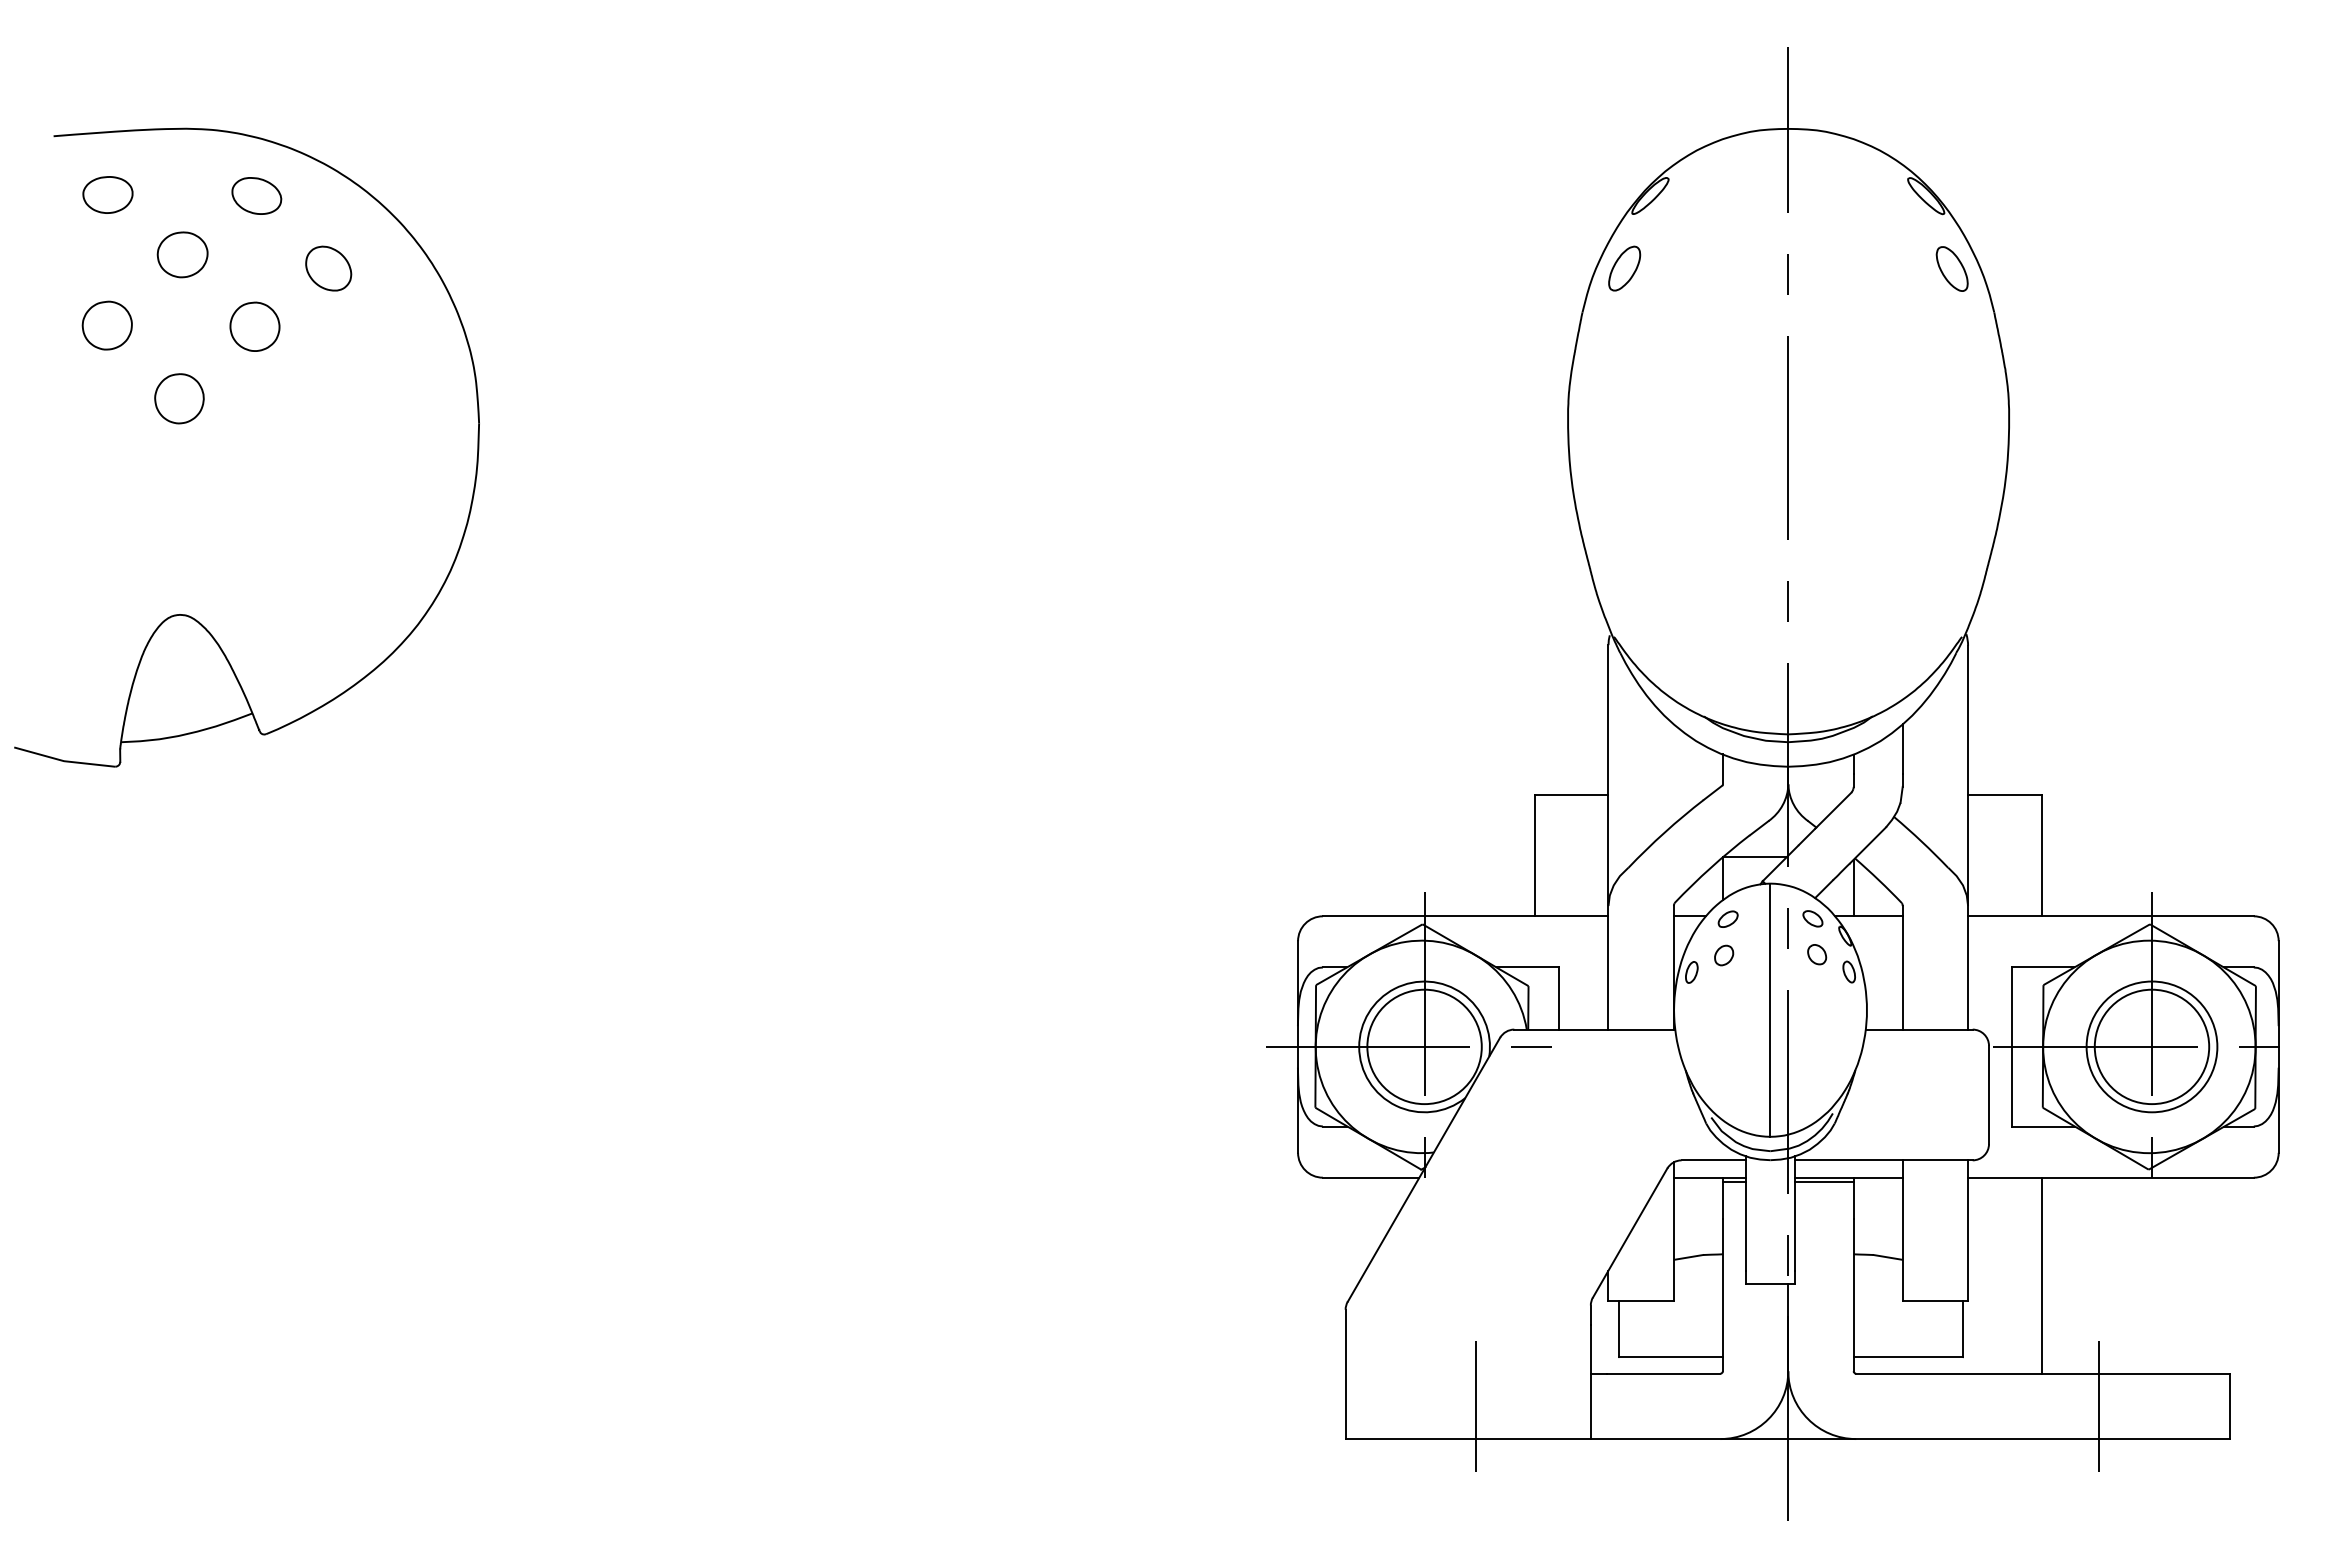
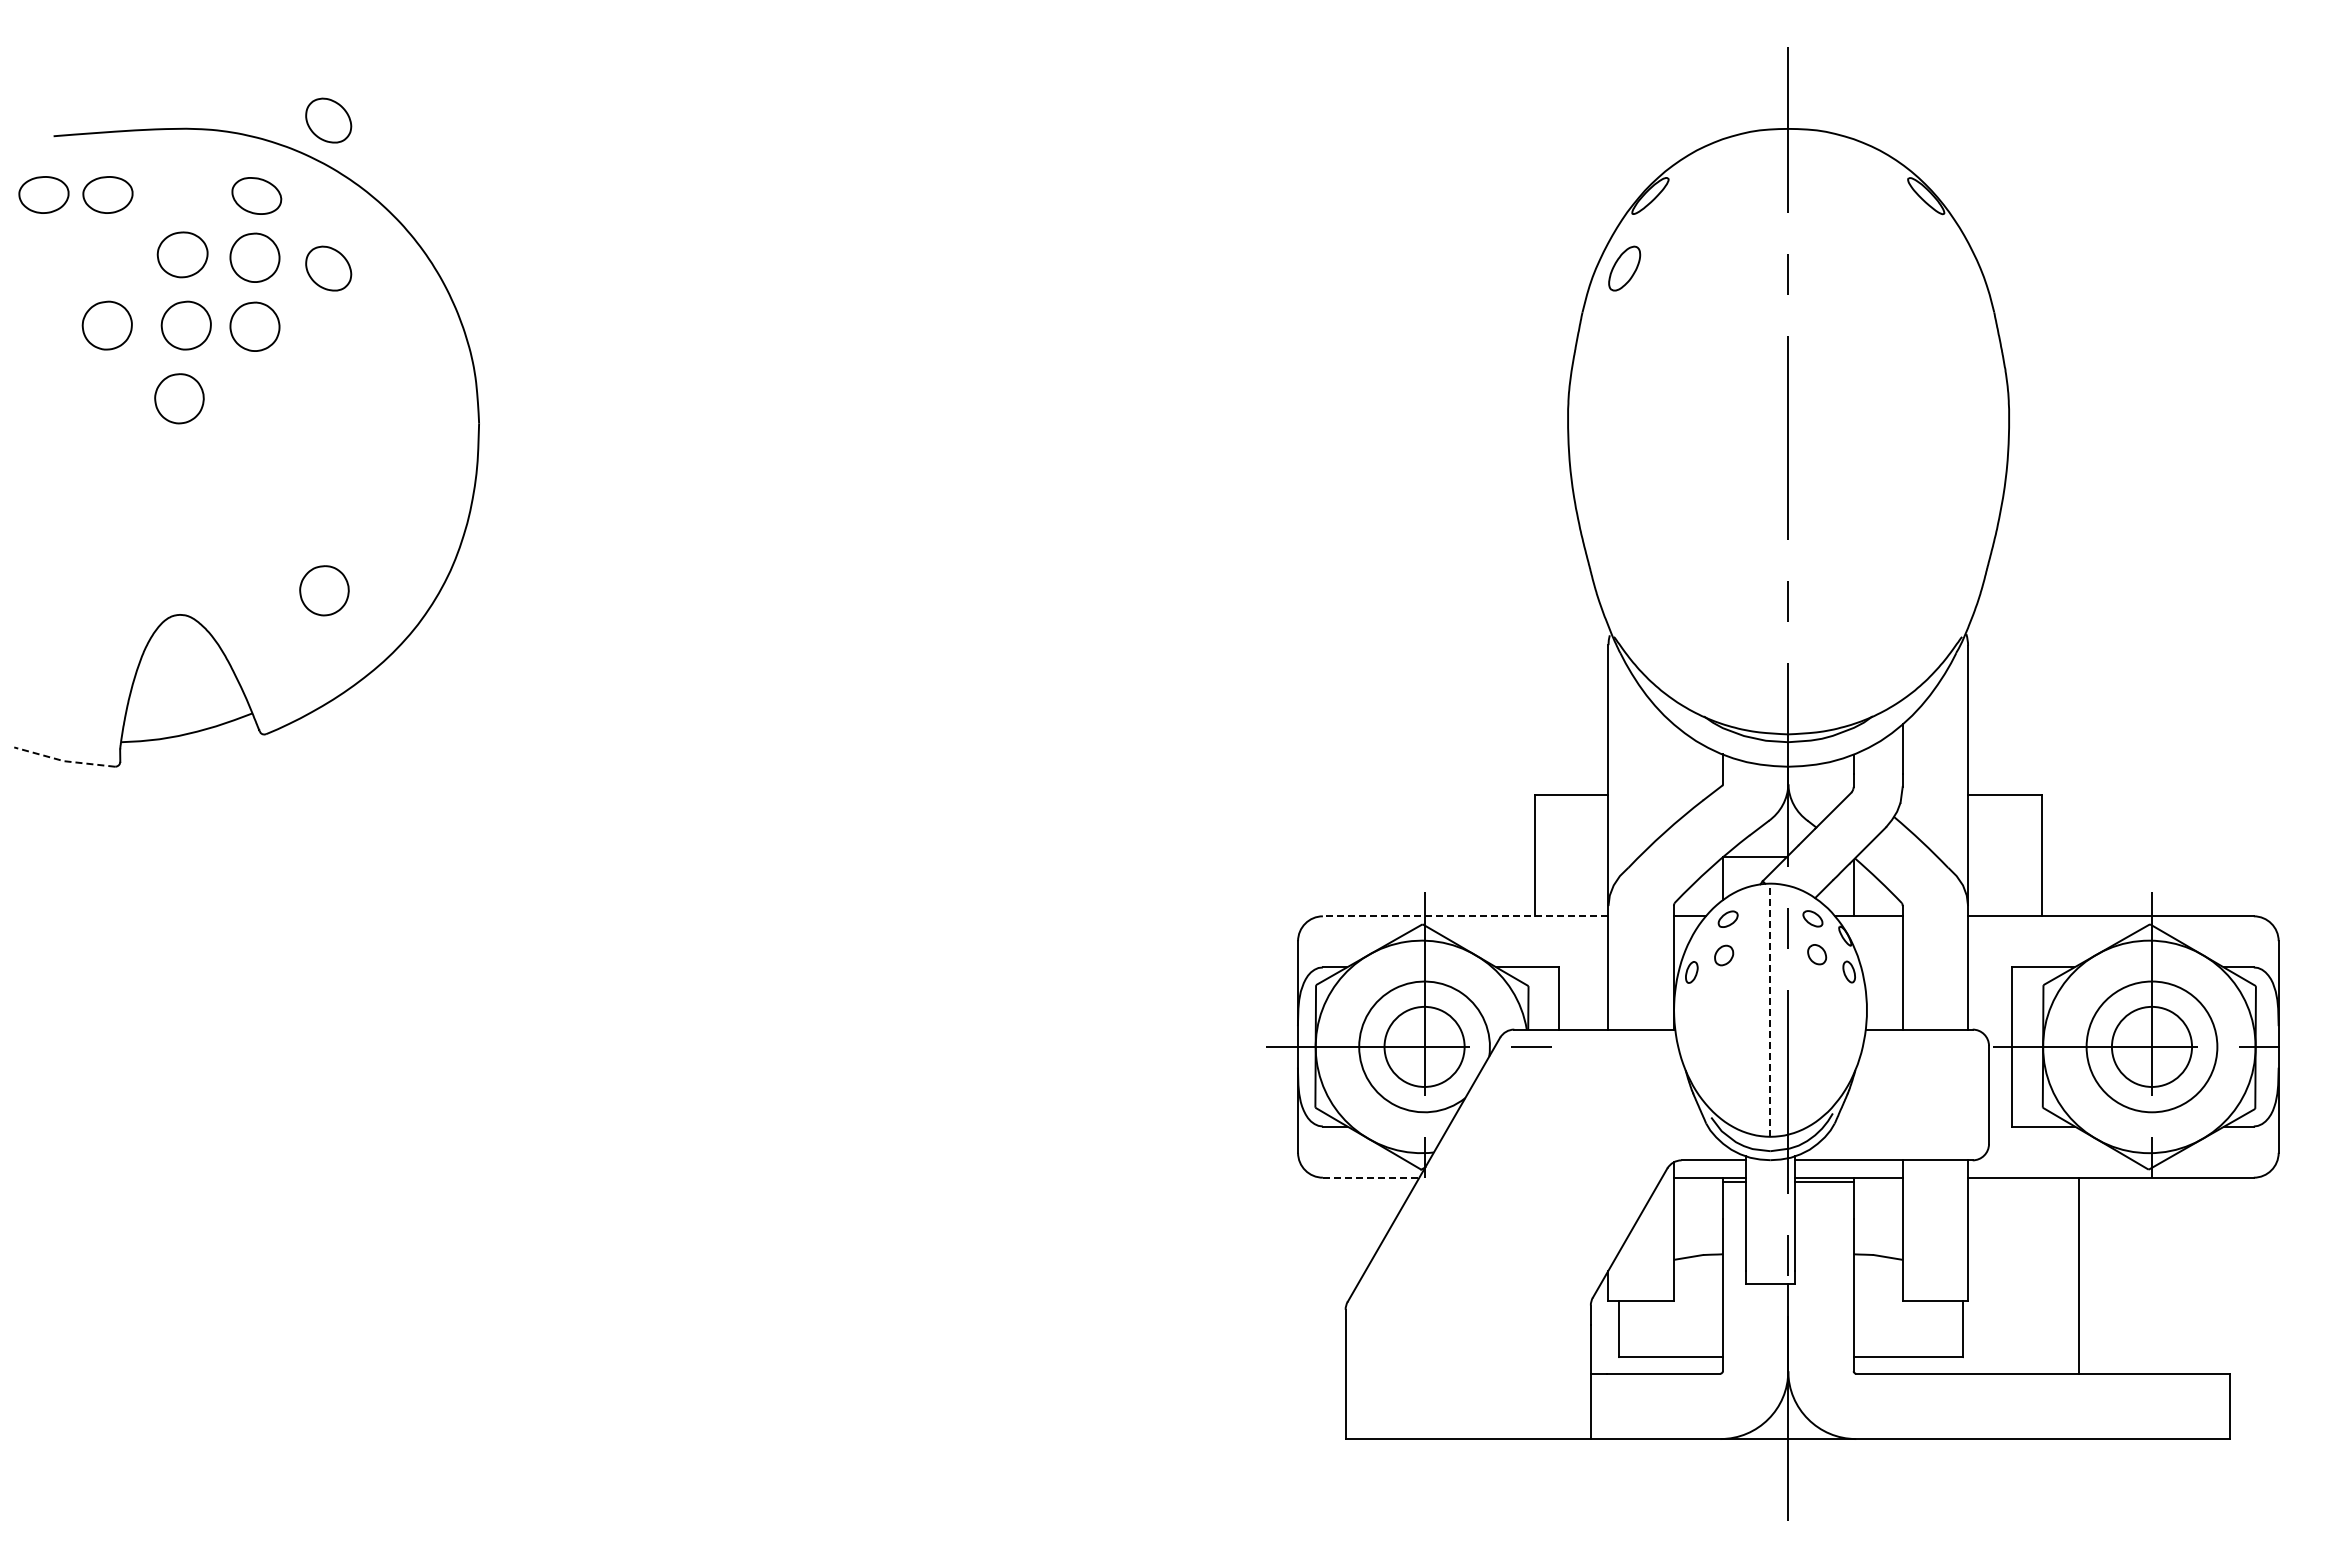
part: none -> present (328, 120)
part: none -> present (43, 194)
part: none -> present (254, 257)
part: present -> none (1951, 268)
part: none -> present (185, 325)
part: none -> present (324, 590)
line: solid -> dashed (64, 761)
line: solid -> dashed (1465, 916)
line: solid -> dashed (1770, 1010)
circle diameter: 114 px -> 80 px (1424, 1046)
circle diameter: 114 px -> 80 px (2151, 1046)
line: solid -> dashed (1371, 1177)
line position: (2041, 1275) -> (2078, 1275) (2078, 1275)
line: present -> none (1476, 1406)
line: present -> none (2099, 1406)
